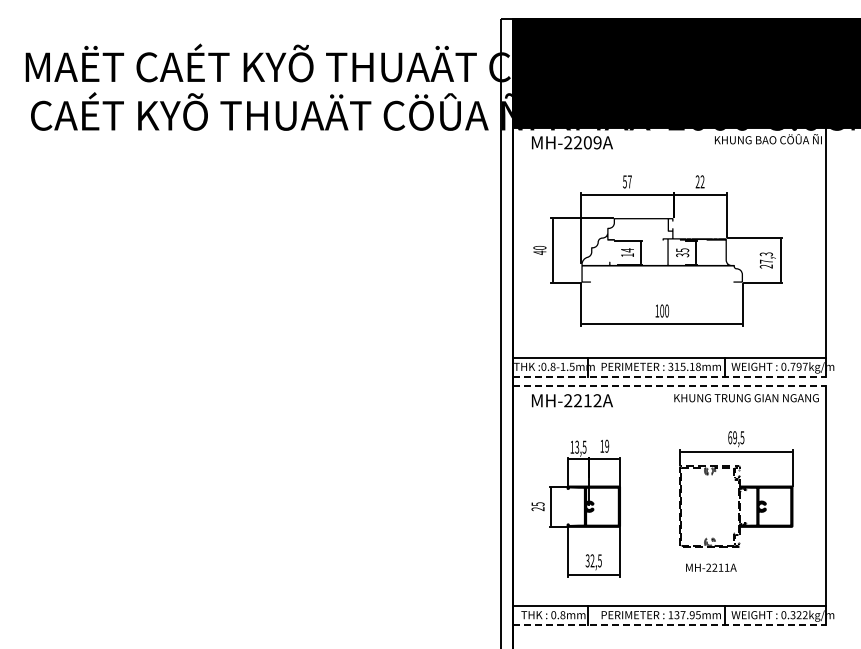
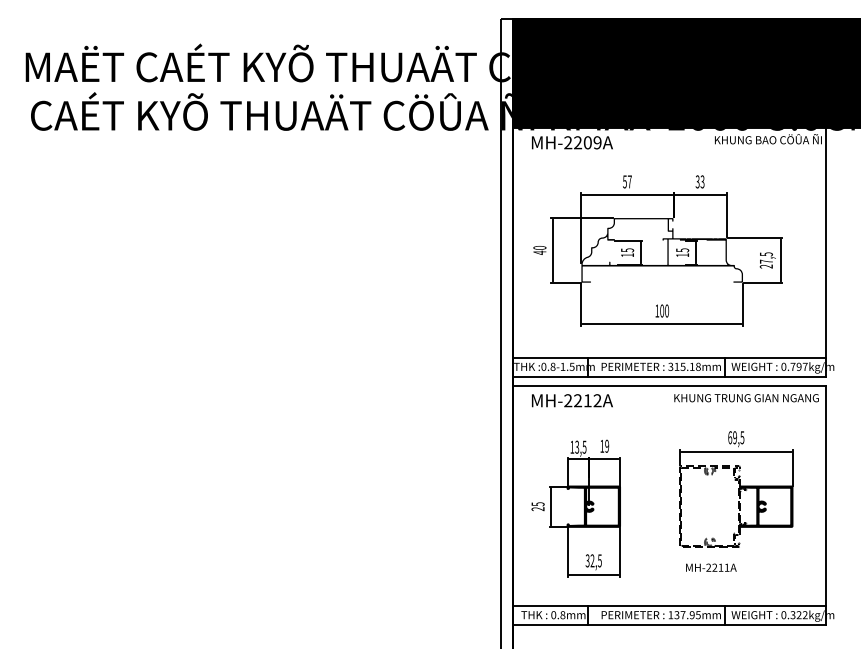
text: 22 -> 33 (699, 182)
text: 14 -> 15 (627, 250)
text: 27,3 -> 27,5 (764, 254)
text: 35 -> 15 (682, 255)
line: dashed -> solid (669, 376)
line: dashed -> solid (669, 386)
line: dashed -> solid (669, 624)
